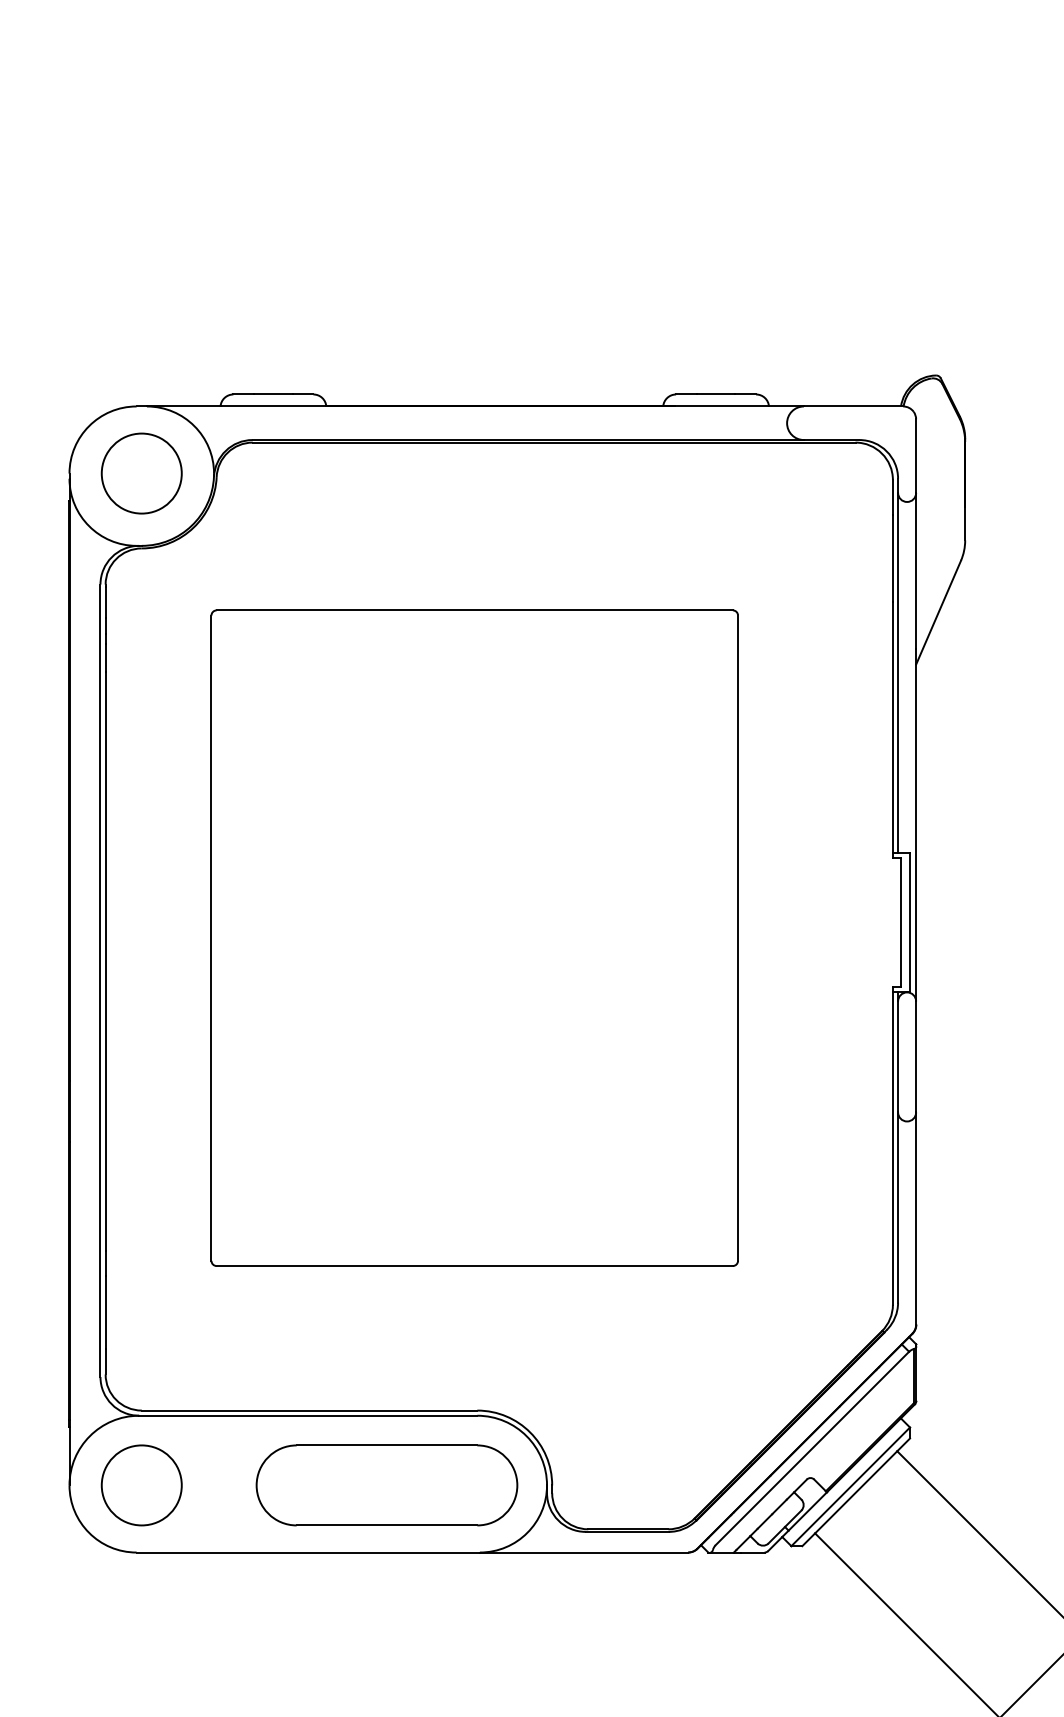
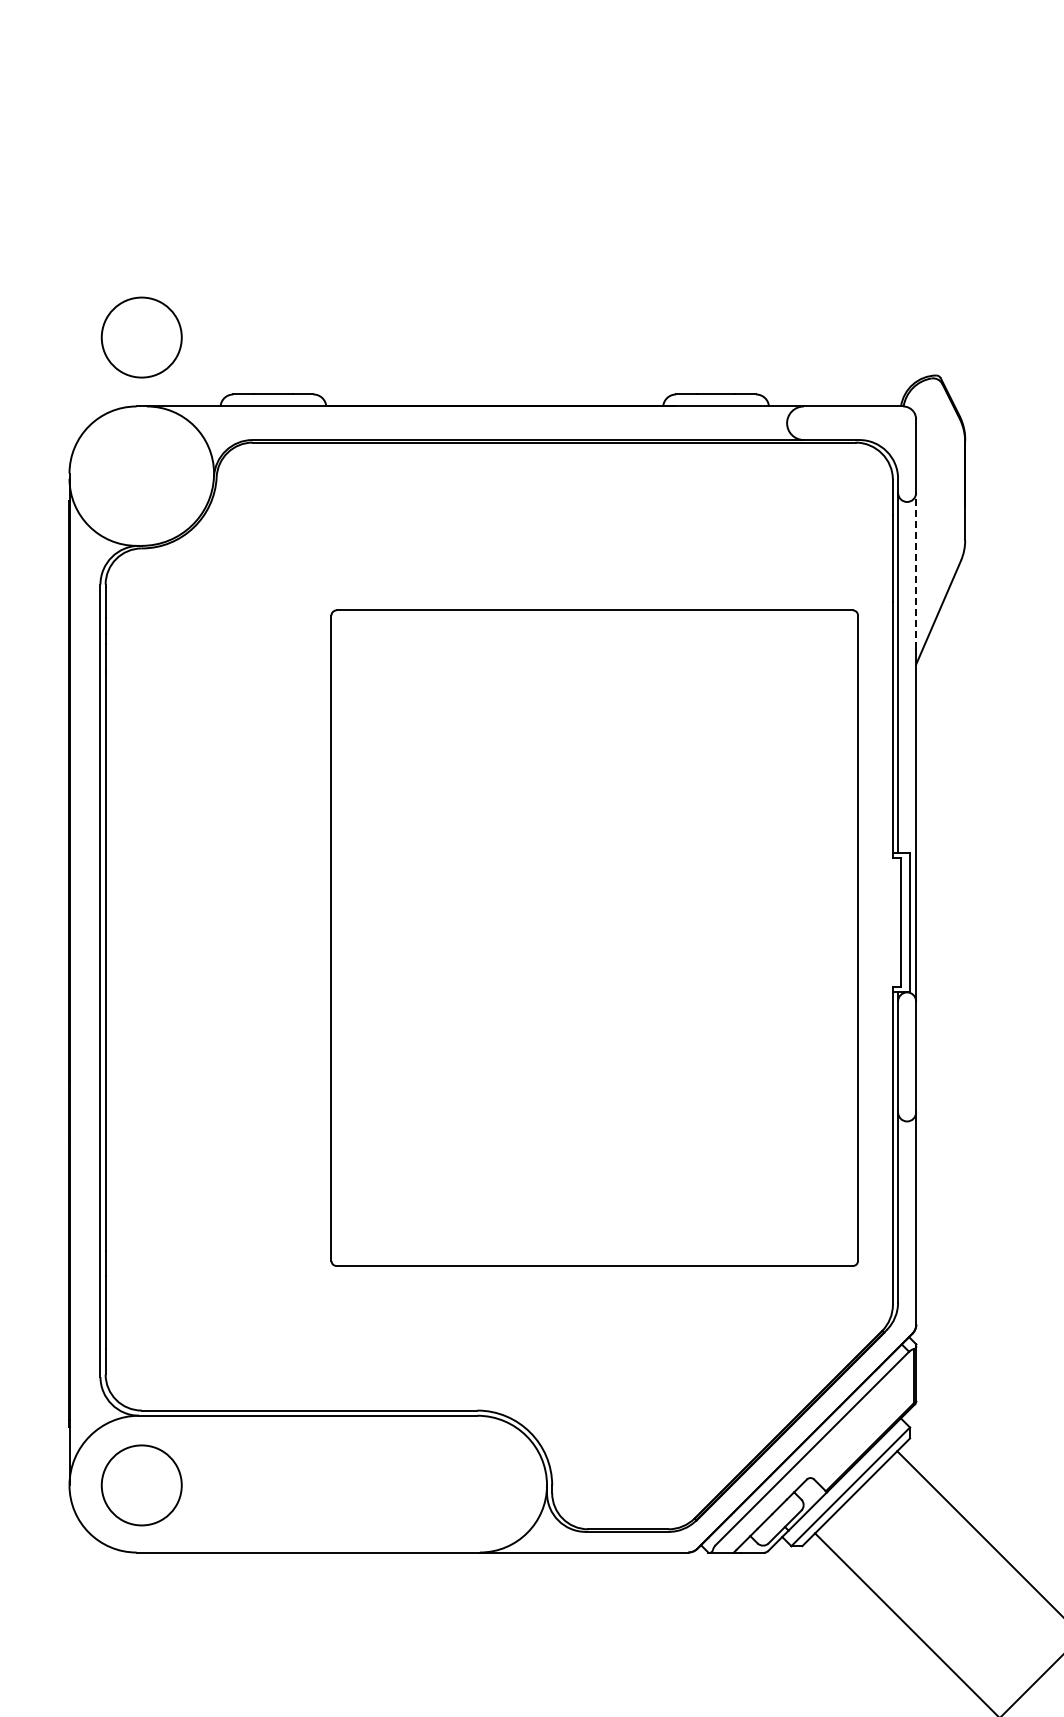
circle position: (141, 473) -> (141, 337) (141, 337)
line: solid -> dashed (916, 570)
part position: (474, 937) -> (594, 937) (594, 937)
part: present -> none (386, 1485)
